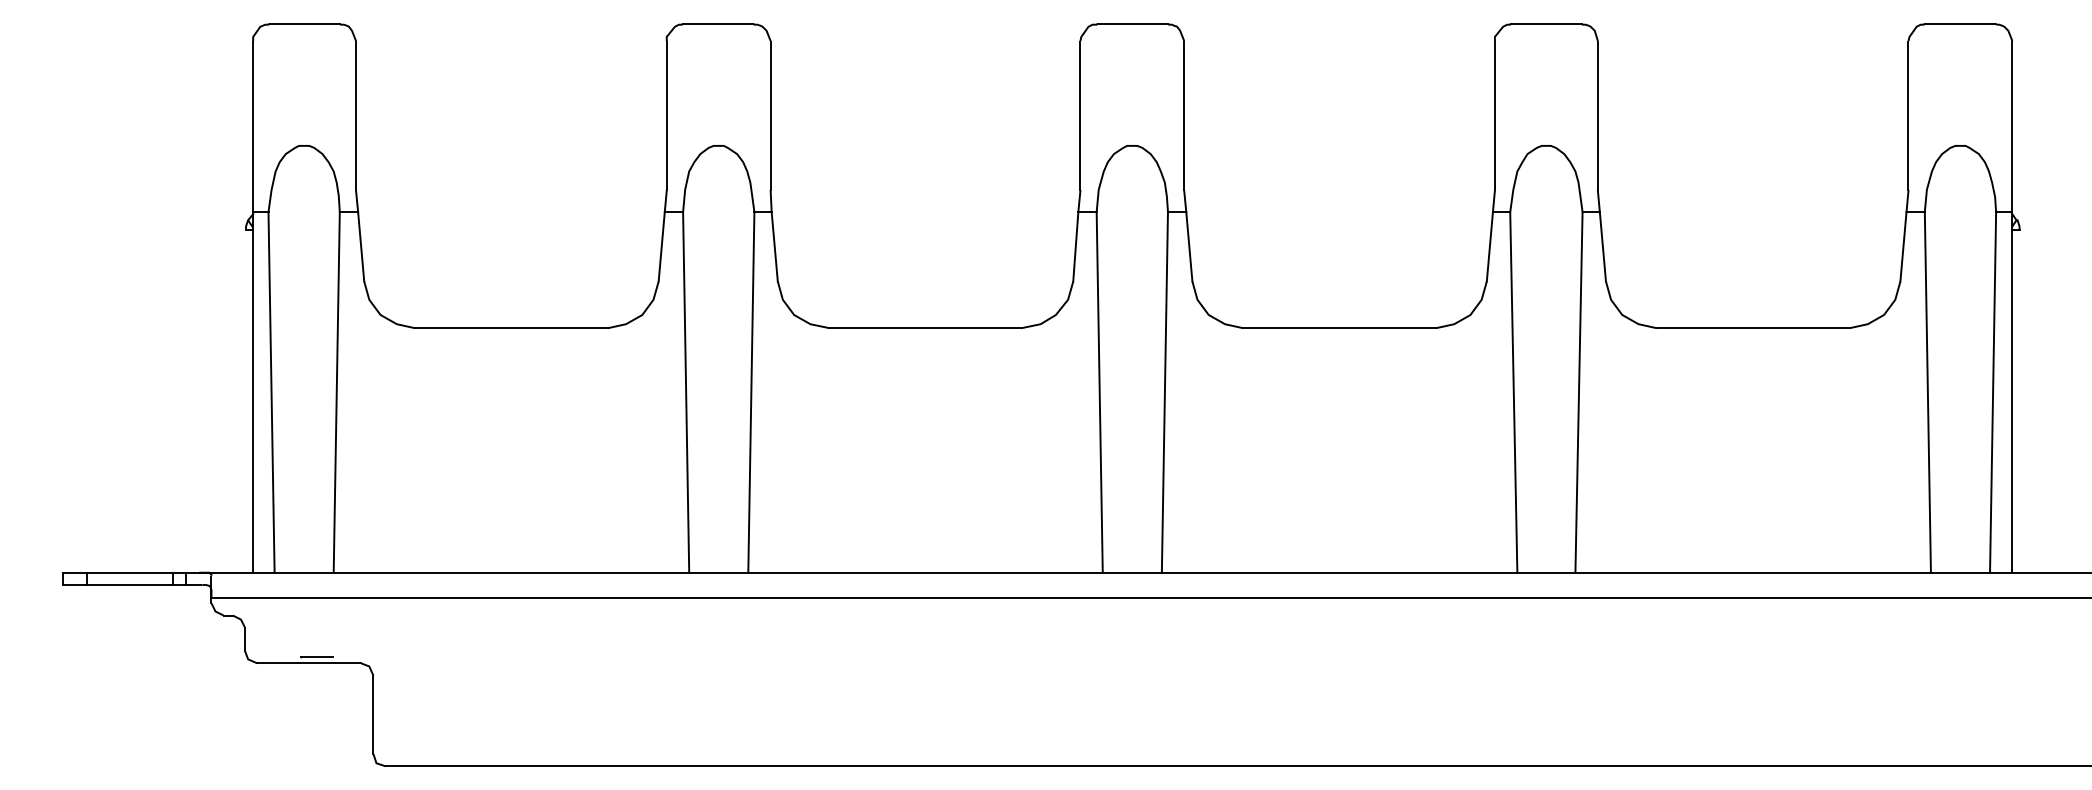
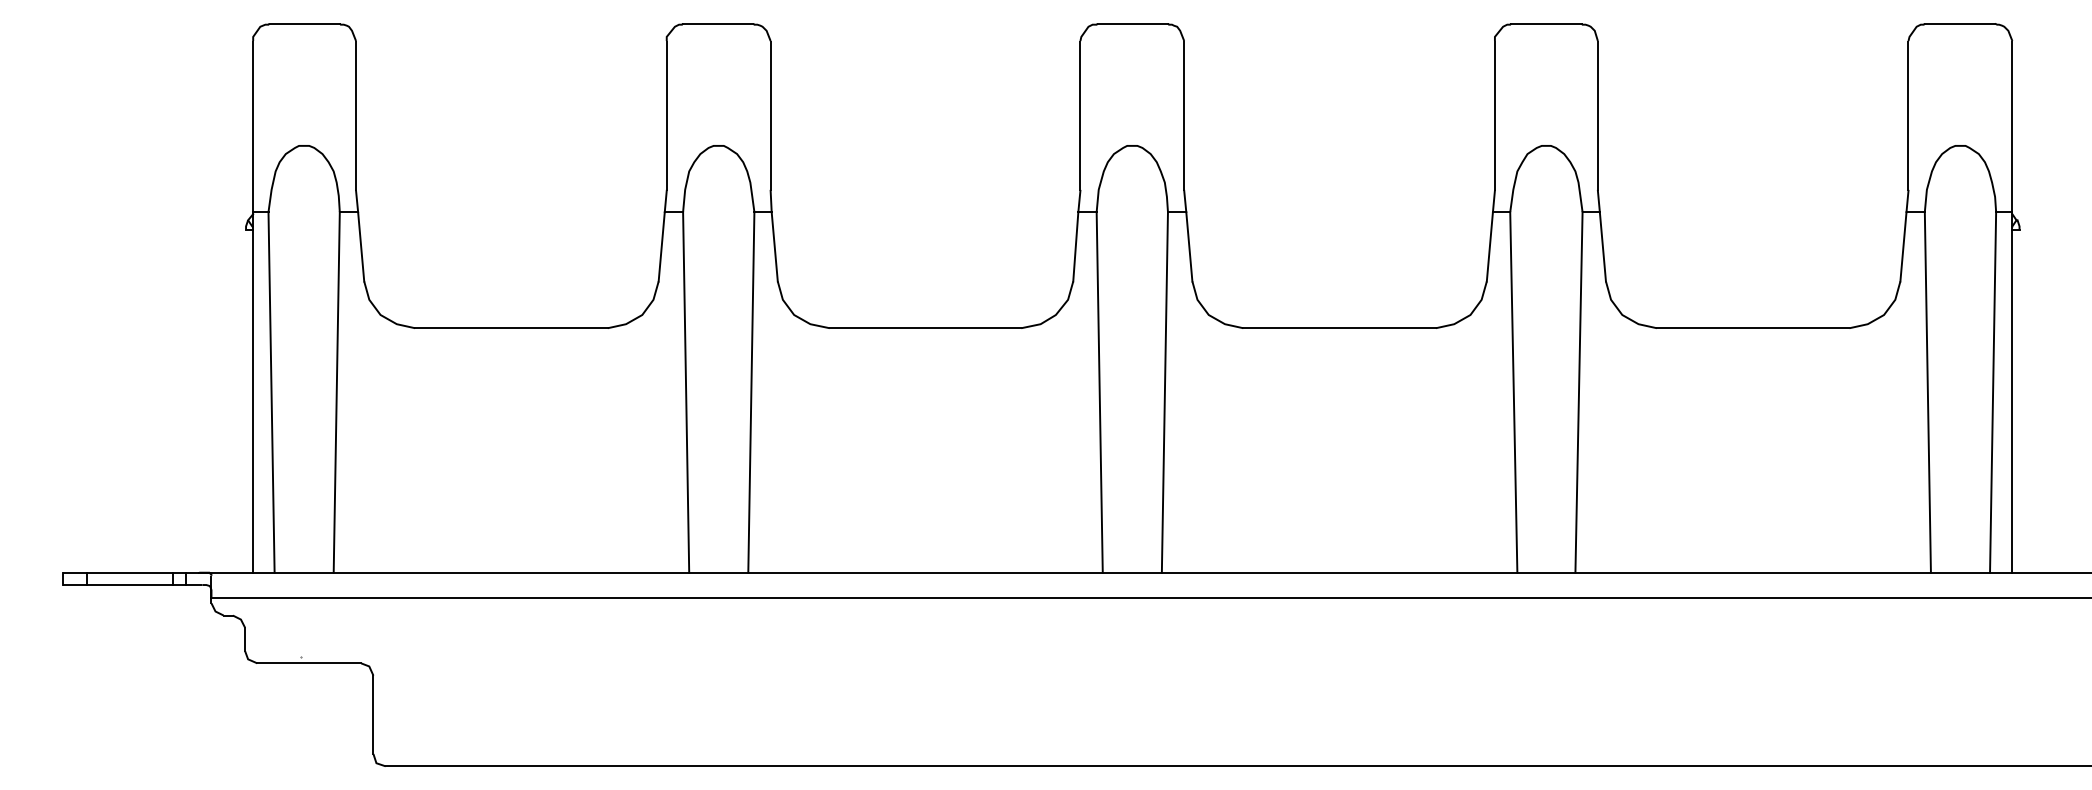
line: present -> none (316, 657)
